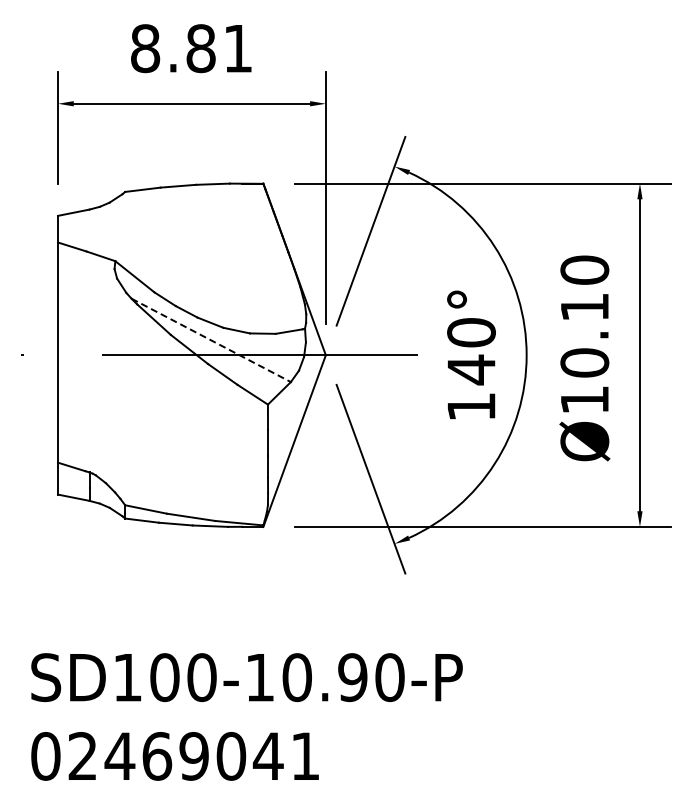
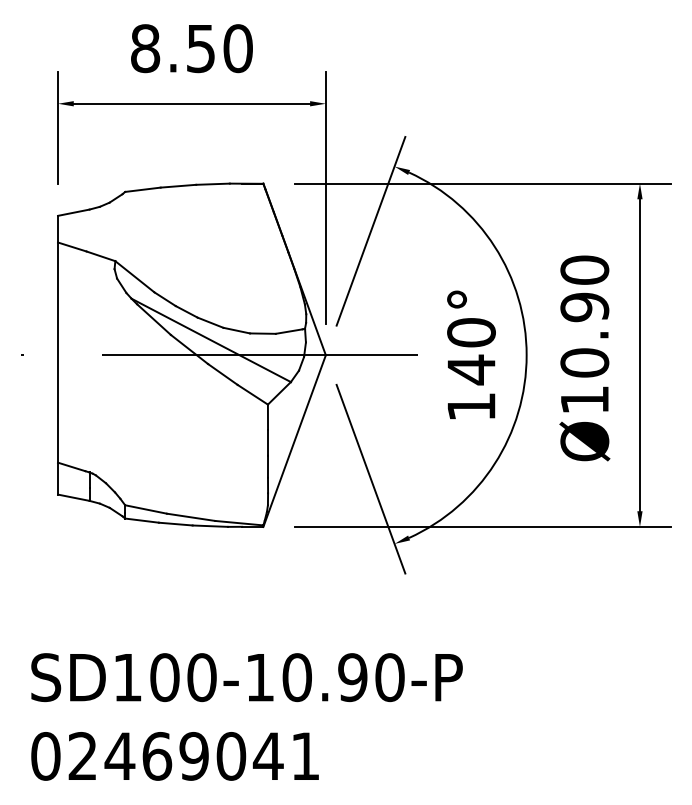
text: 8.81 -> 8.50 (219, 48)
text: Ø10.10 -> Ø10.90 (584, 307)
line: dashed -> solid (211, 340)
